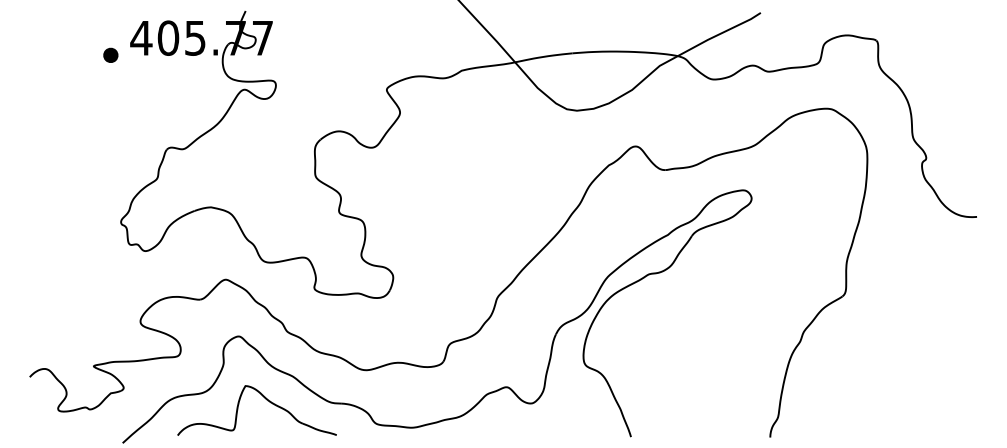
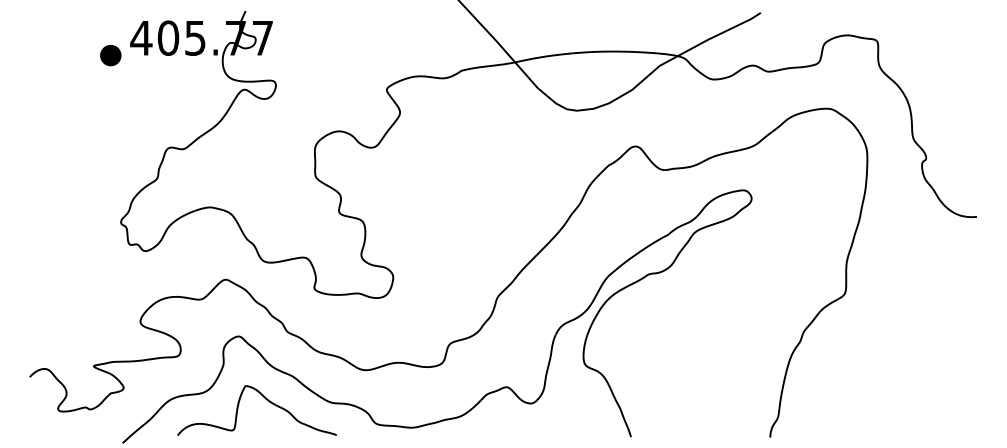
part size: 16x16 px -> 22x23 px (110, 55)
